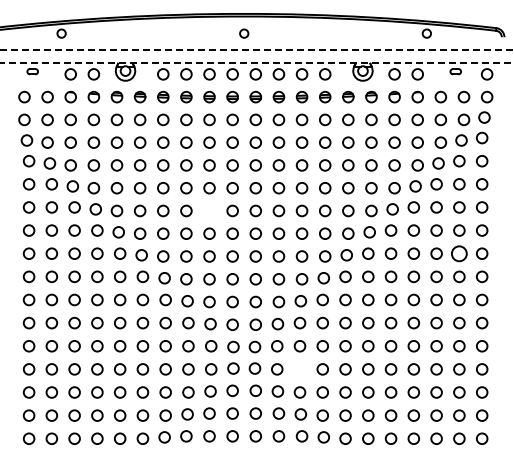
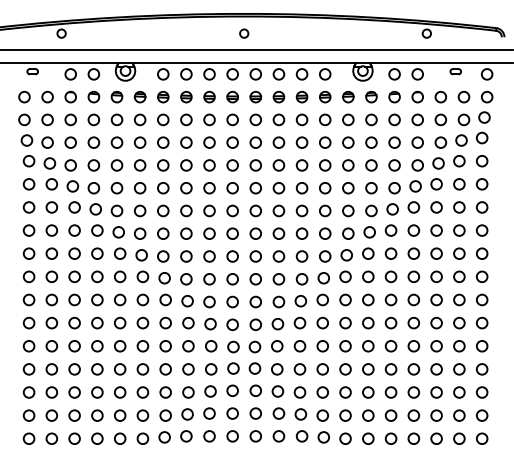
line: dashed -> solid (256, 50)
line: dashed -> solid (257, 62)
circle: none -> present (209, 210)
circle size: 17x18 px -> 13x13 px (459, 253)
circle: none -> present (299, 369)
